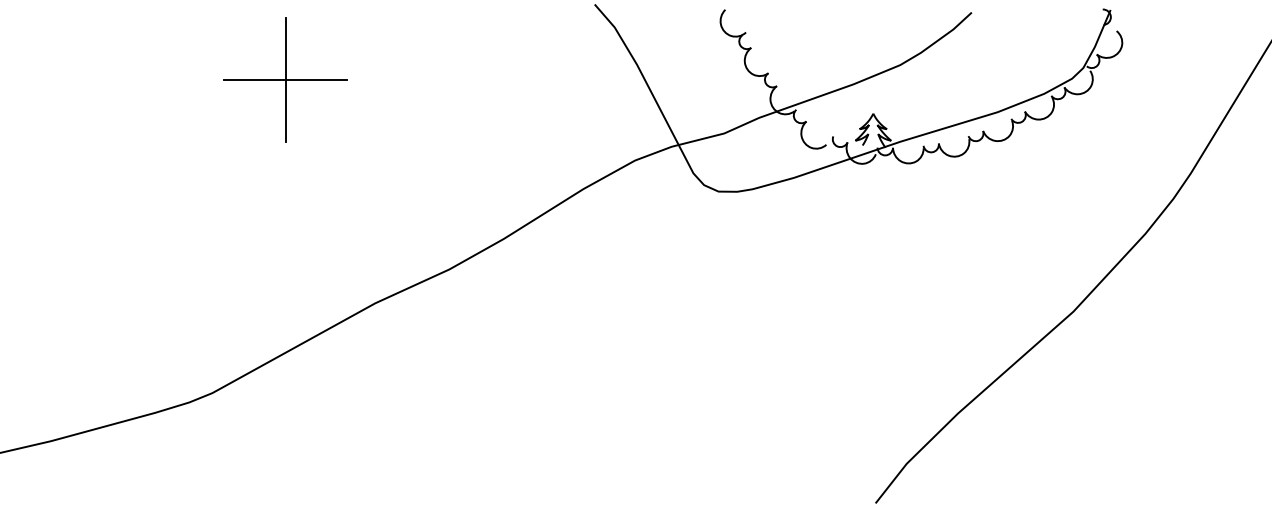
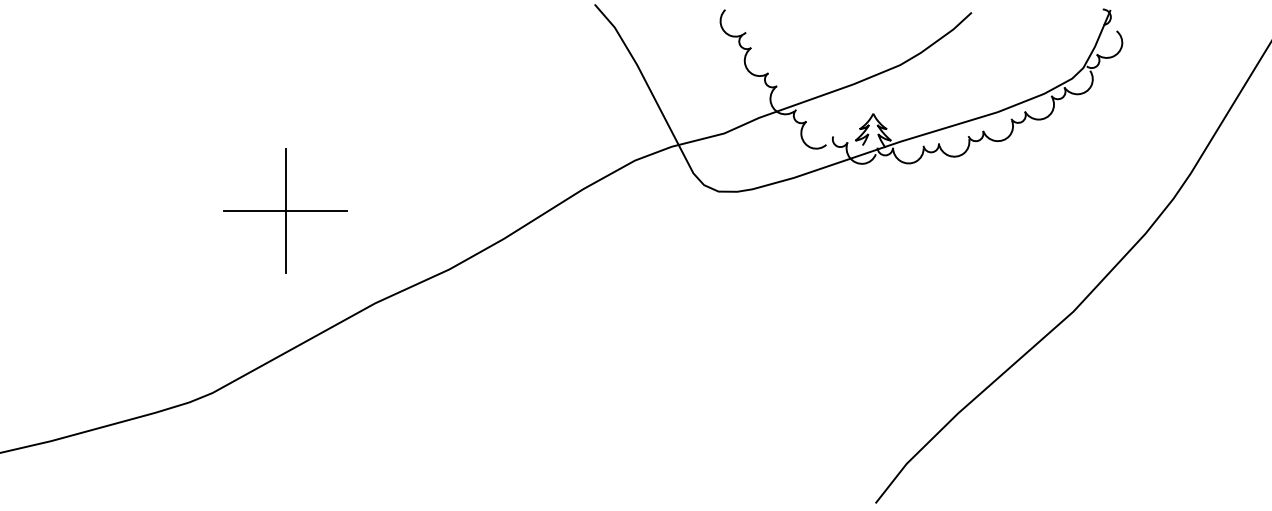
part position: (285, 79) -> (285, 210) (285, 210)
